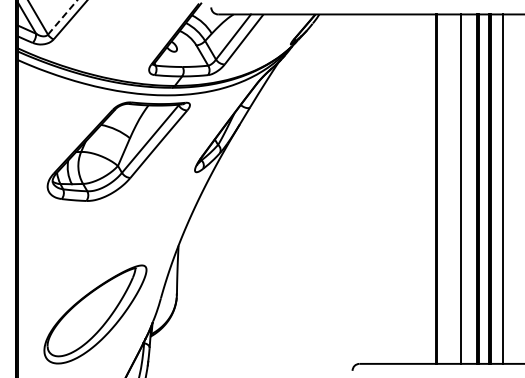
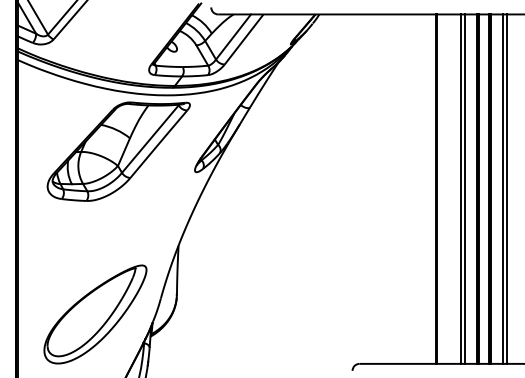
line: dashed -> solid (62, 17)
line: none -> present (465, 188)
line: none -> present (506, 188)
